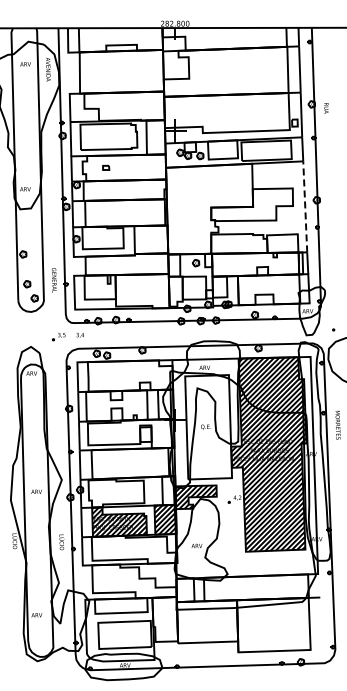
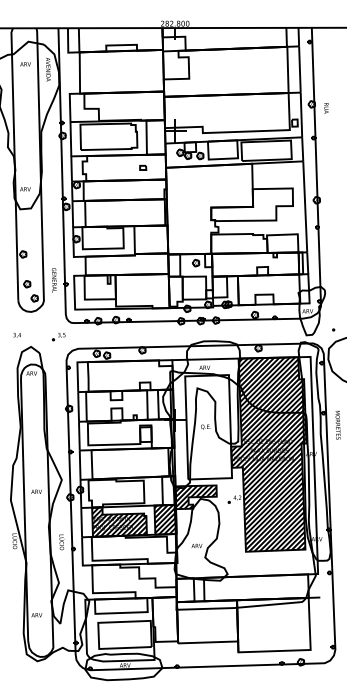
part position: (106, 167) -> (143, 167) (143, 167)
line: dashed -> solid (305, 206)
text position: (79, 334) -> (16, 334) (16, 334)
